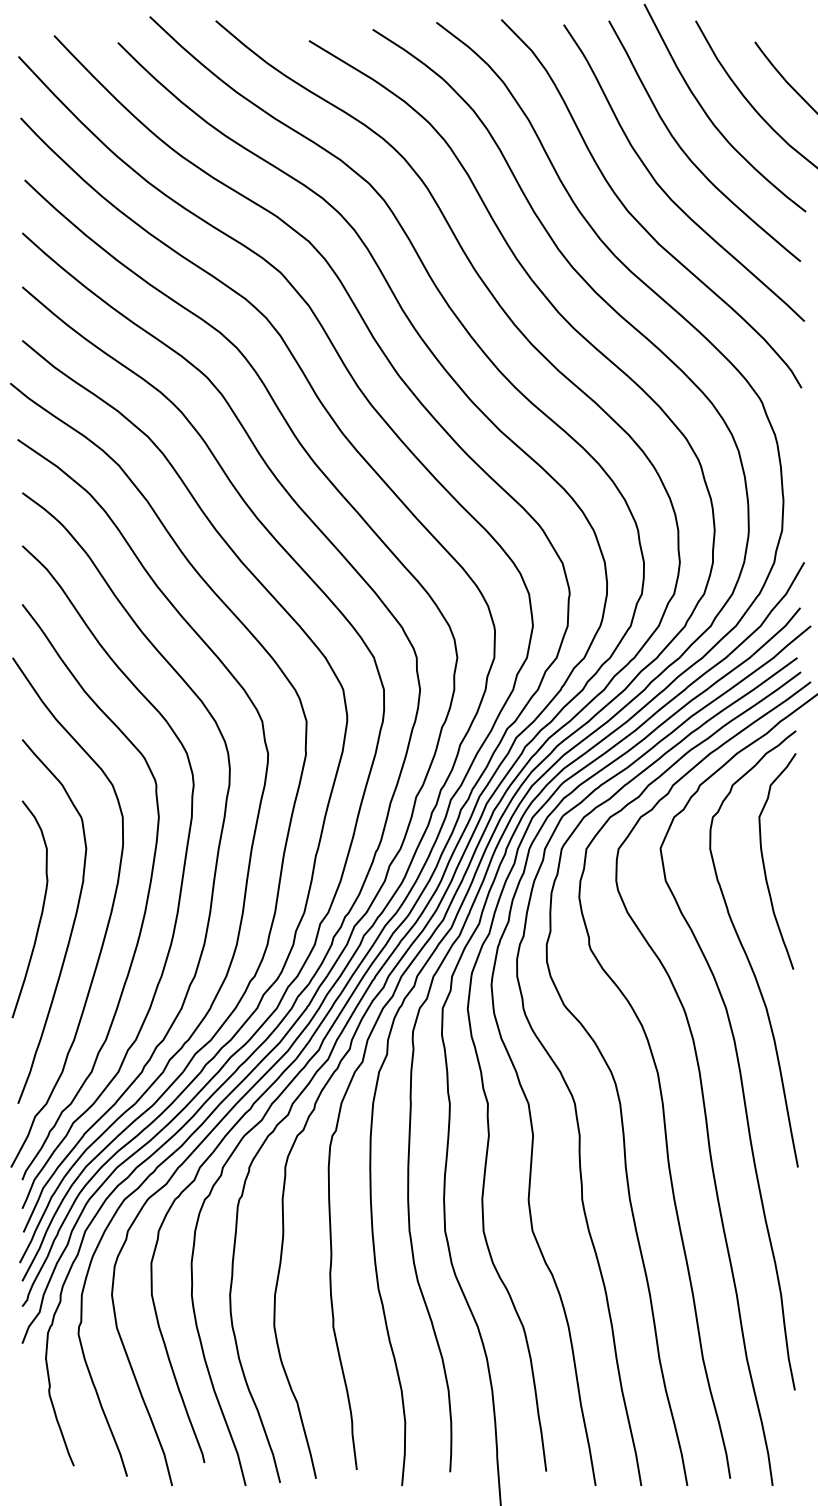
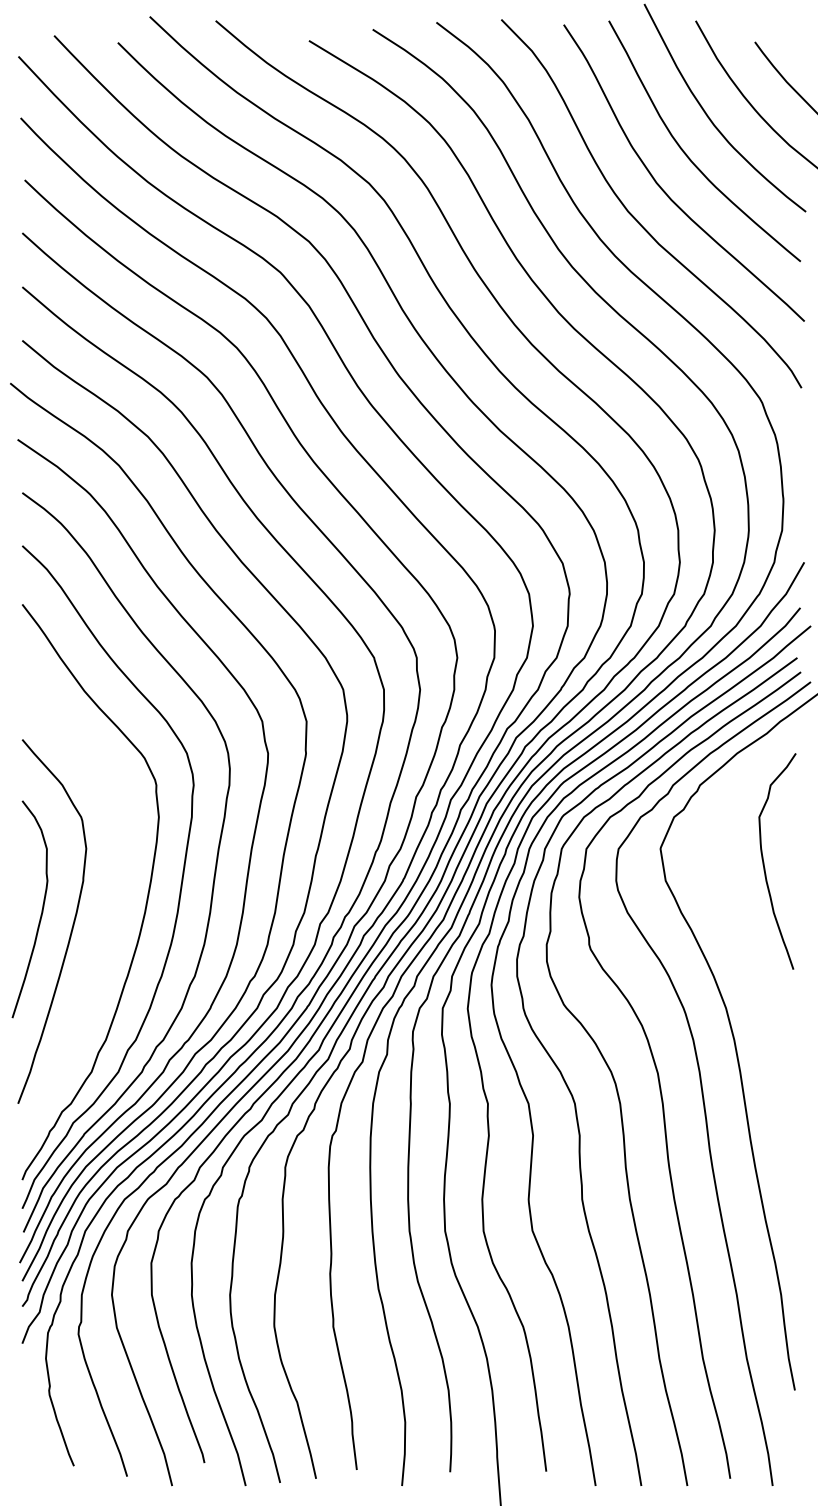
curve: present -> none (107, 922)
curve: present -> none (746, 952)
